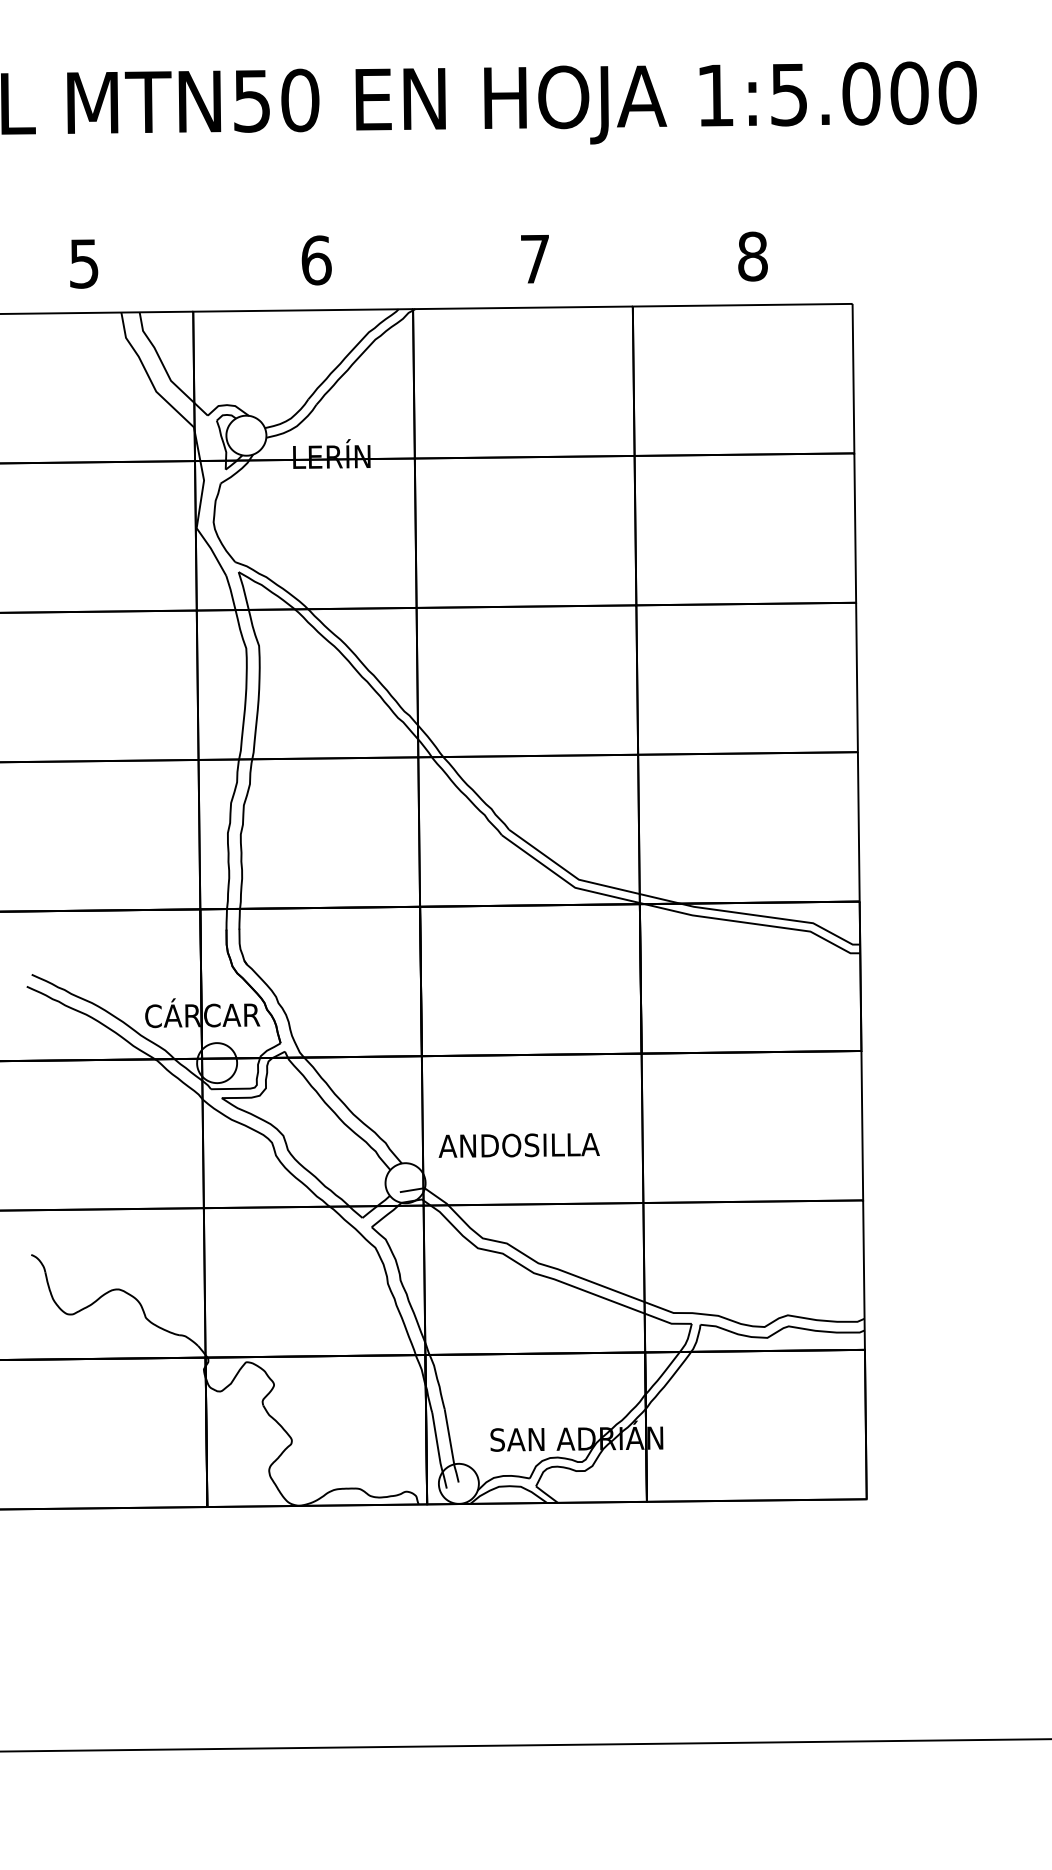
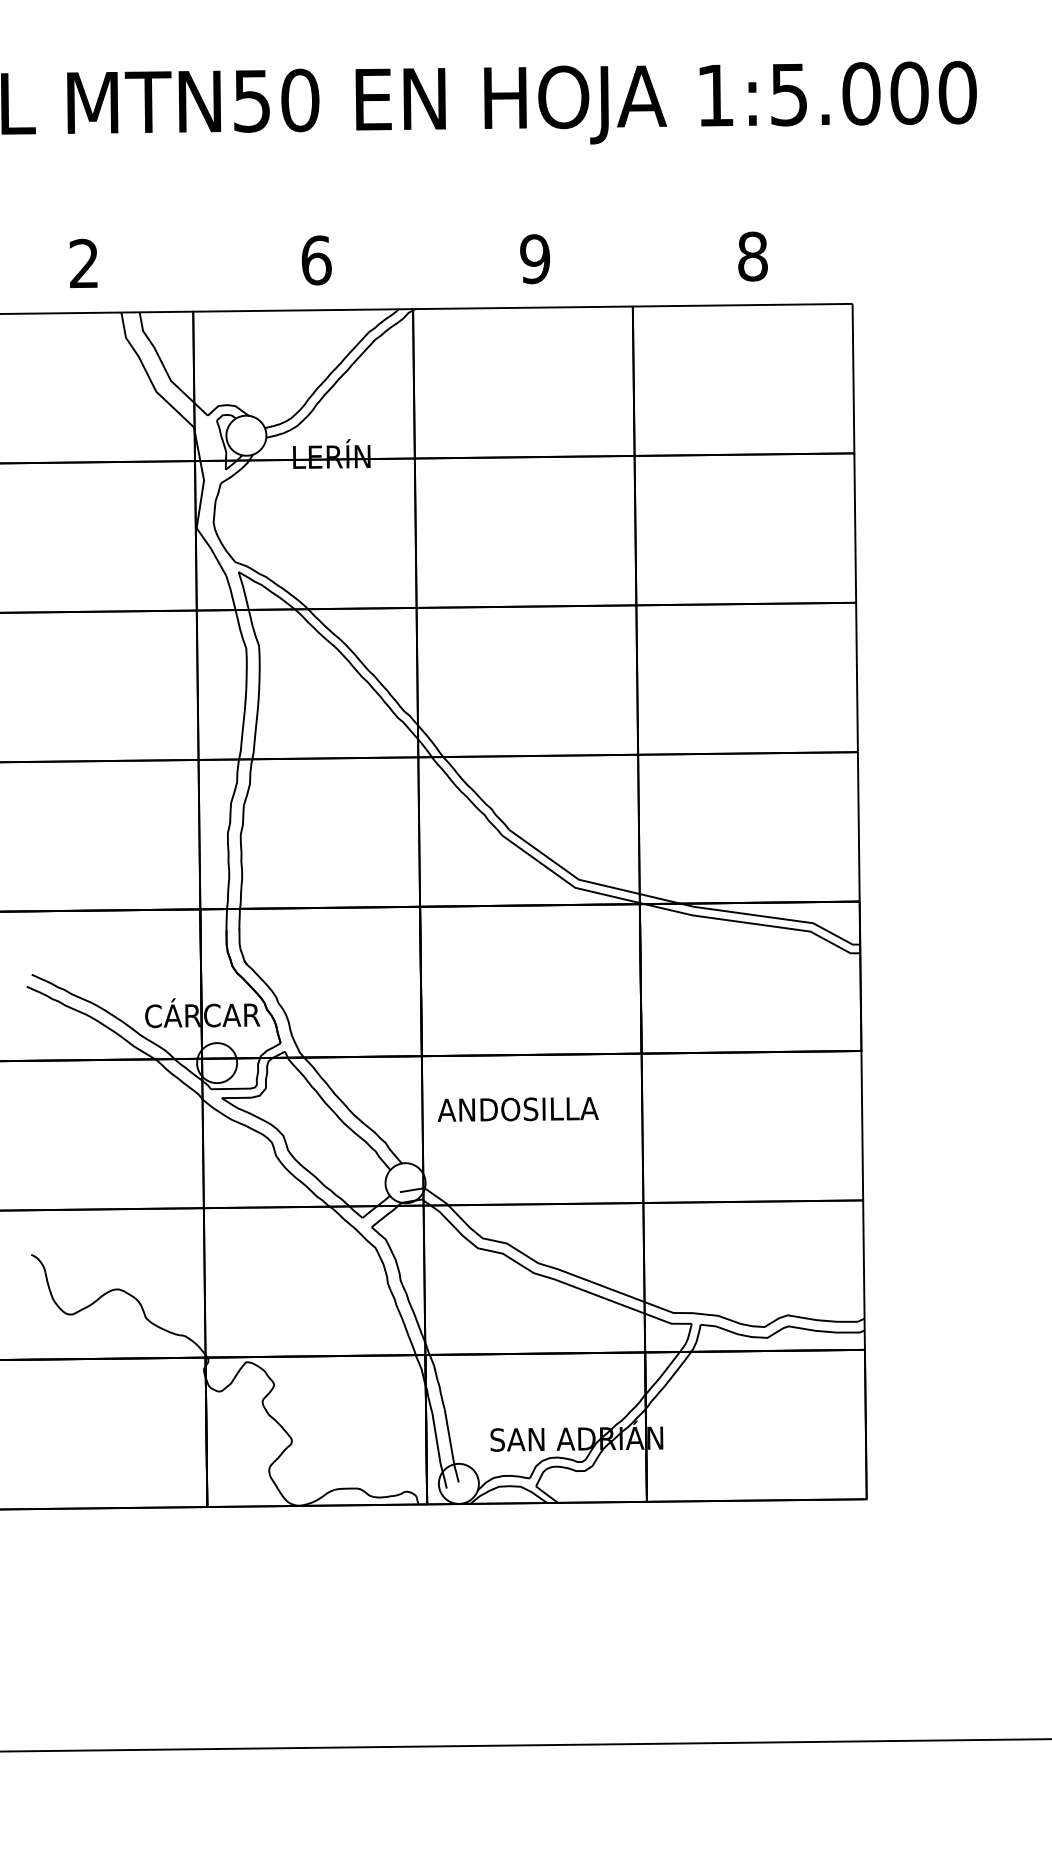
text: 7 -> 9 (535, 259)
text: 5 -> 2 (83, 263)
text position: (518, 1145) -> (517, 1109) (517, 1109)
